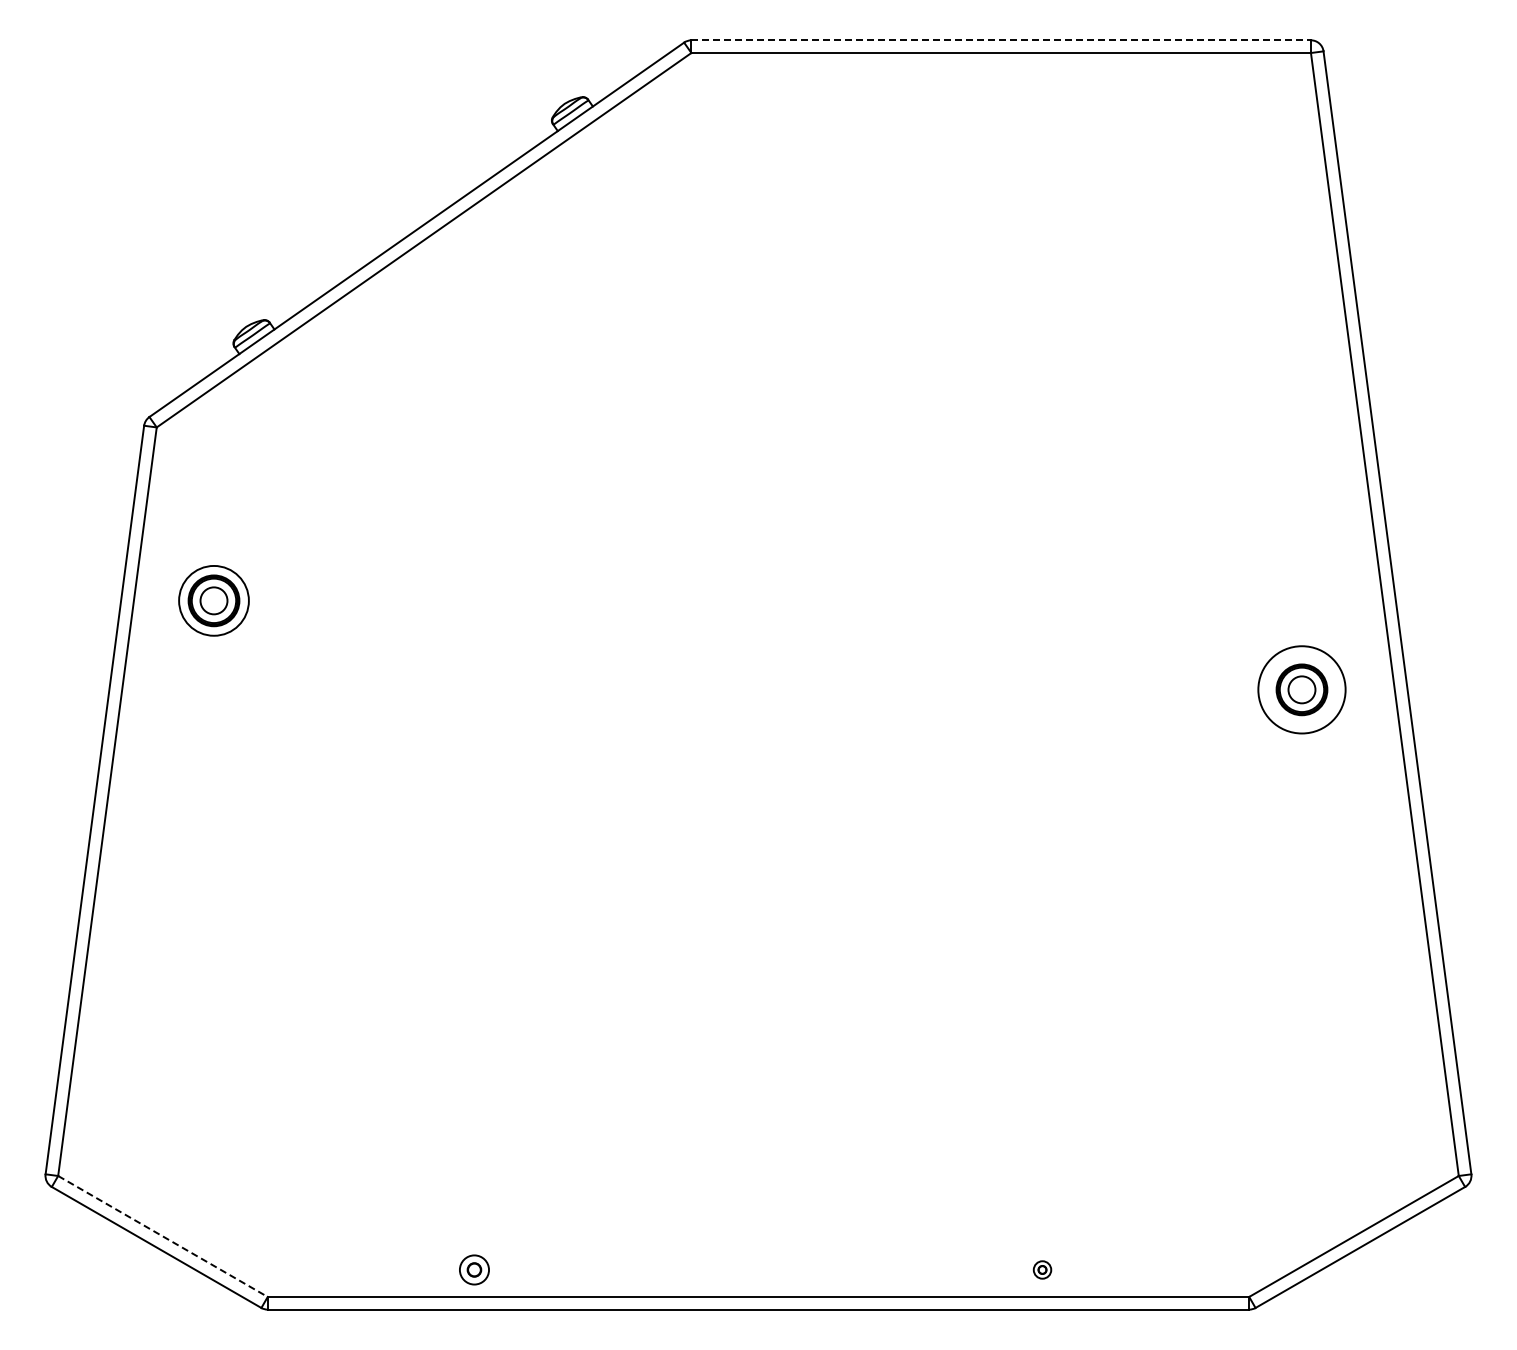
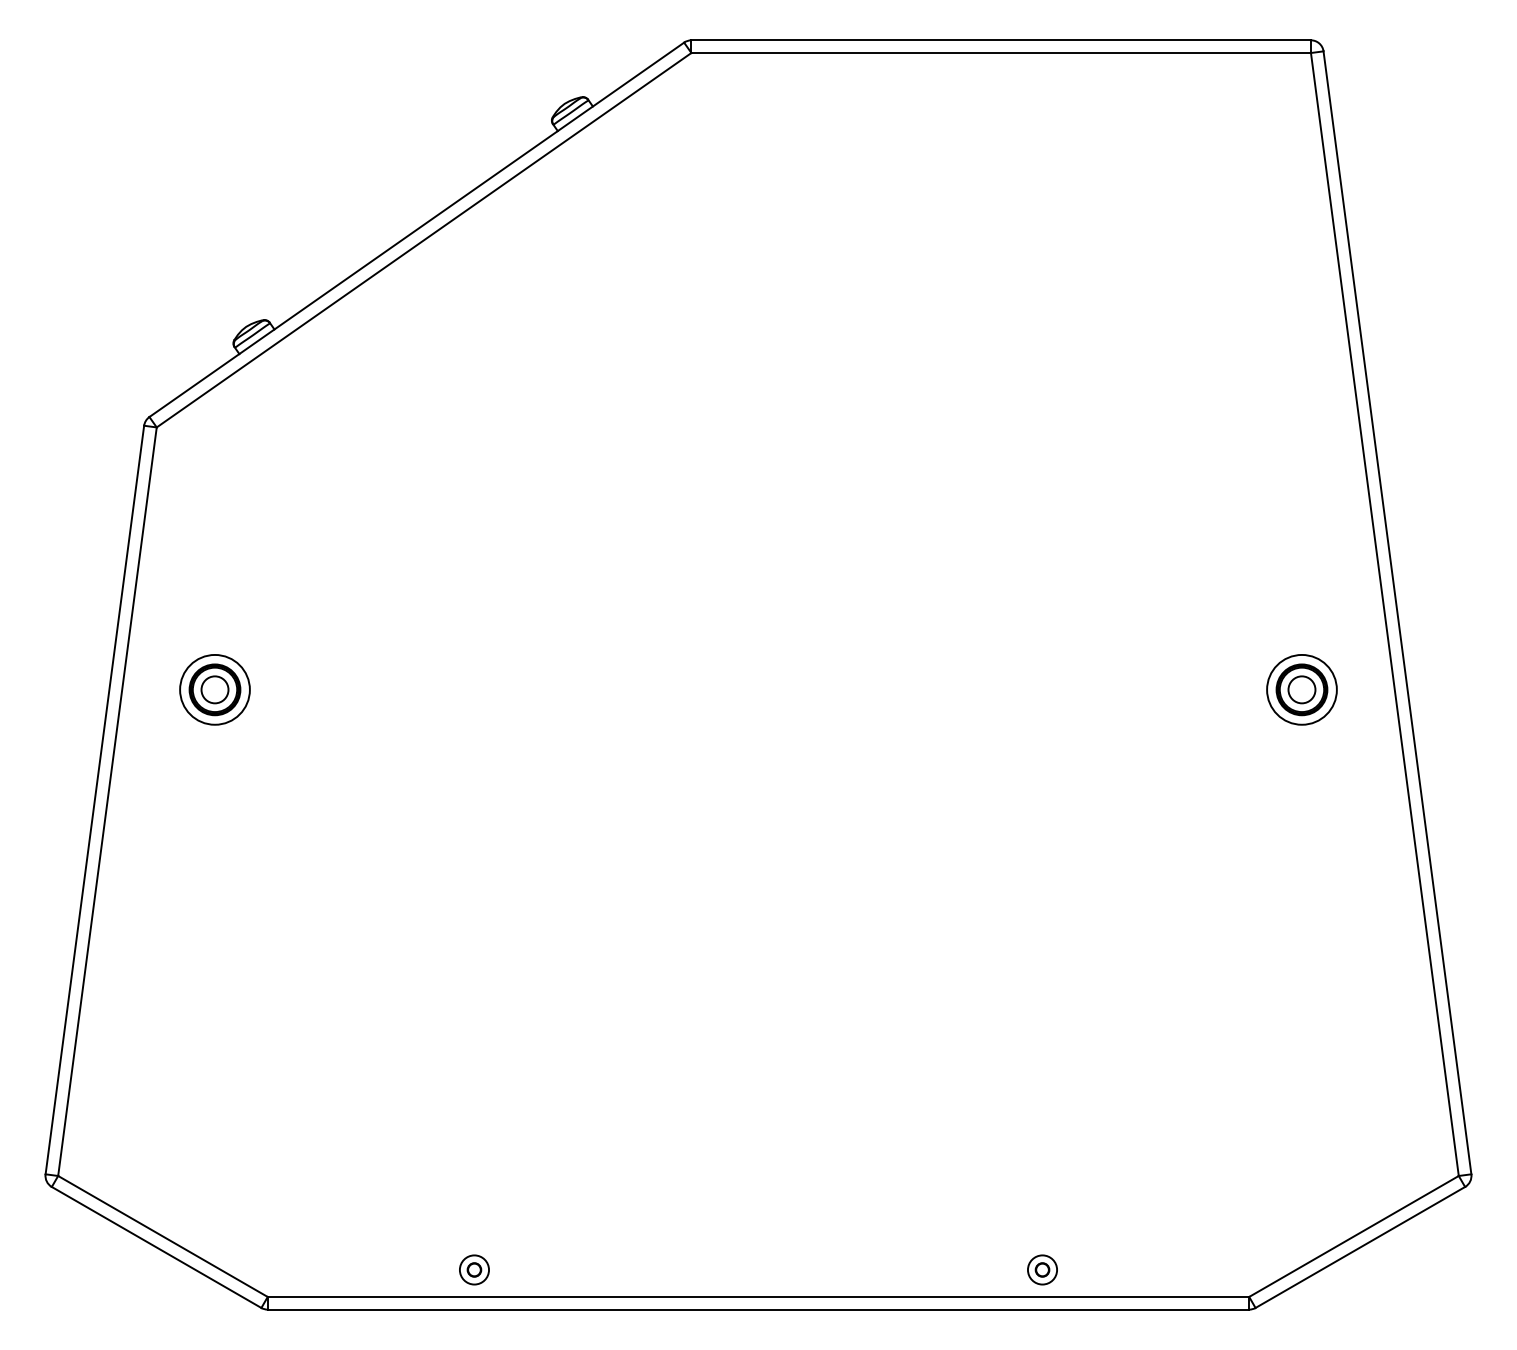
line: dashed -> solid (1001, 40)
part position: (213, 600) -> (214, 689) (214, 689)
circle diameter: 87 px -> 70 px (1301, 689)
line: dashed -> solid (162, 1236)
part size: 21x20 px -> 31x32 px (1042, 1269)
